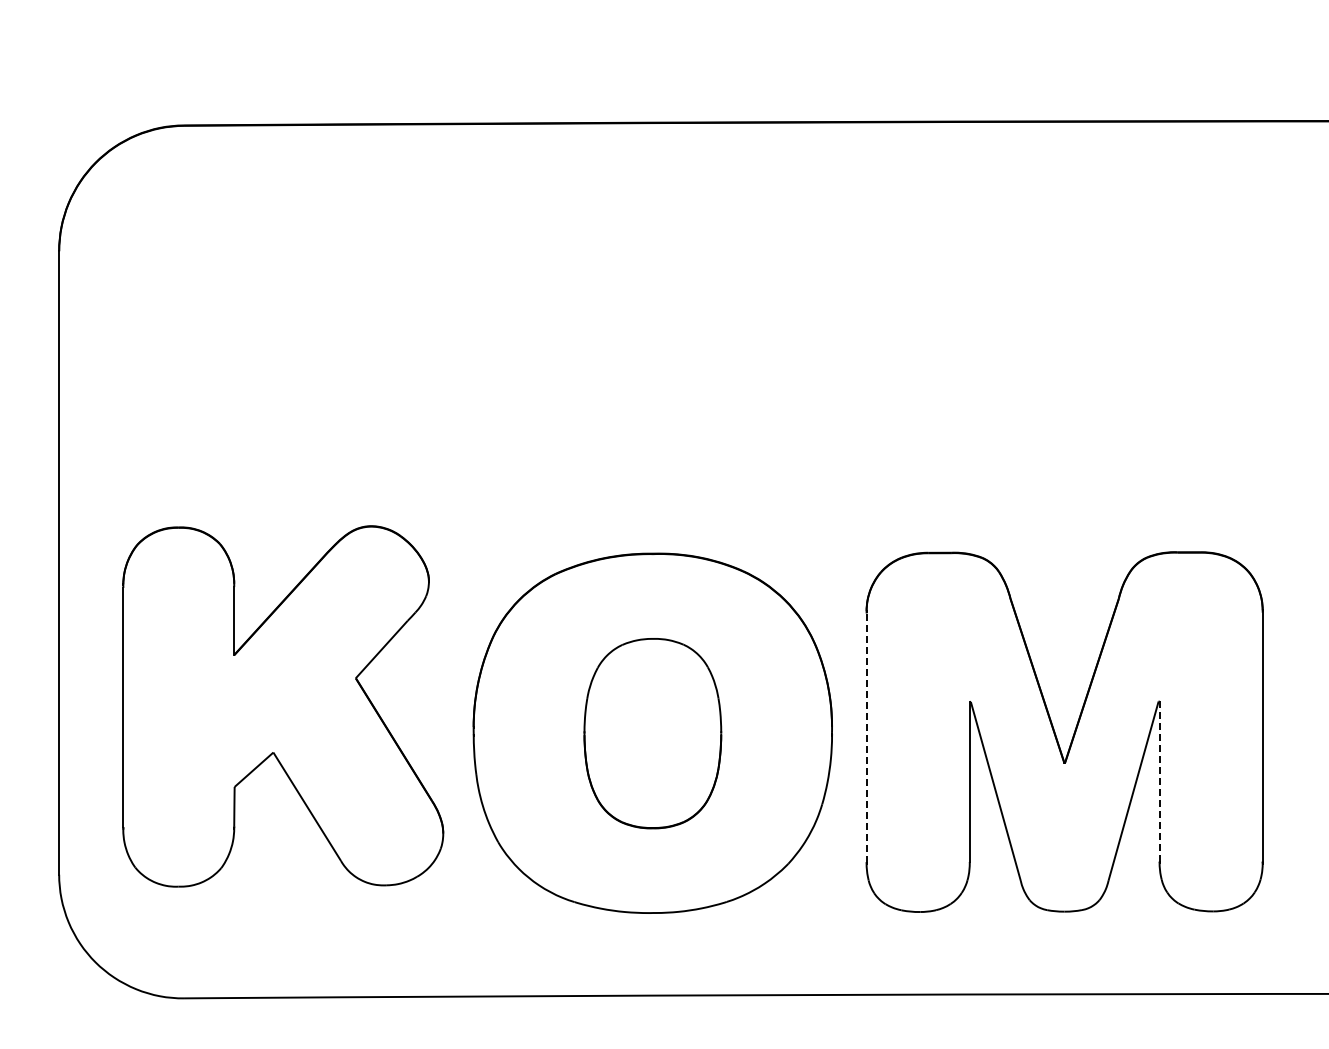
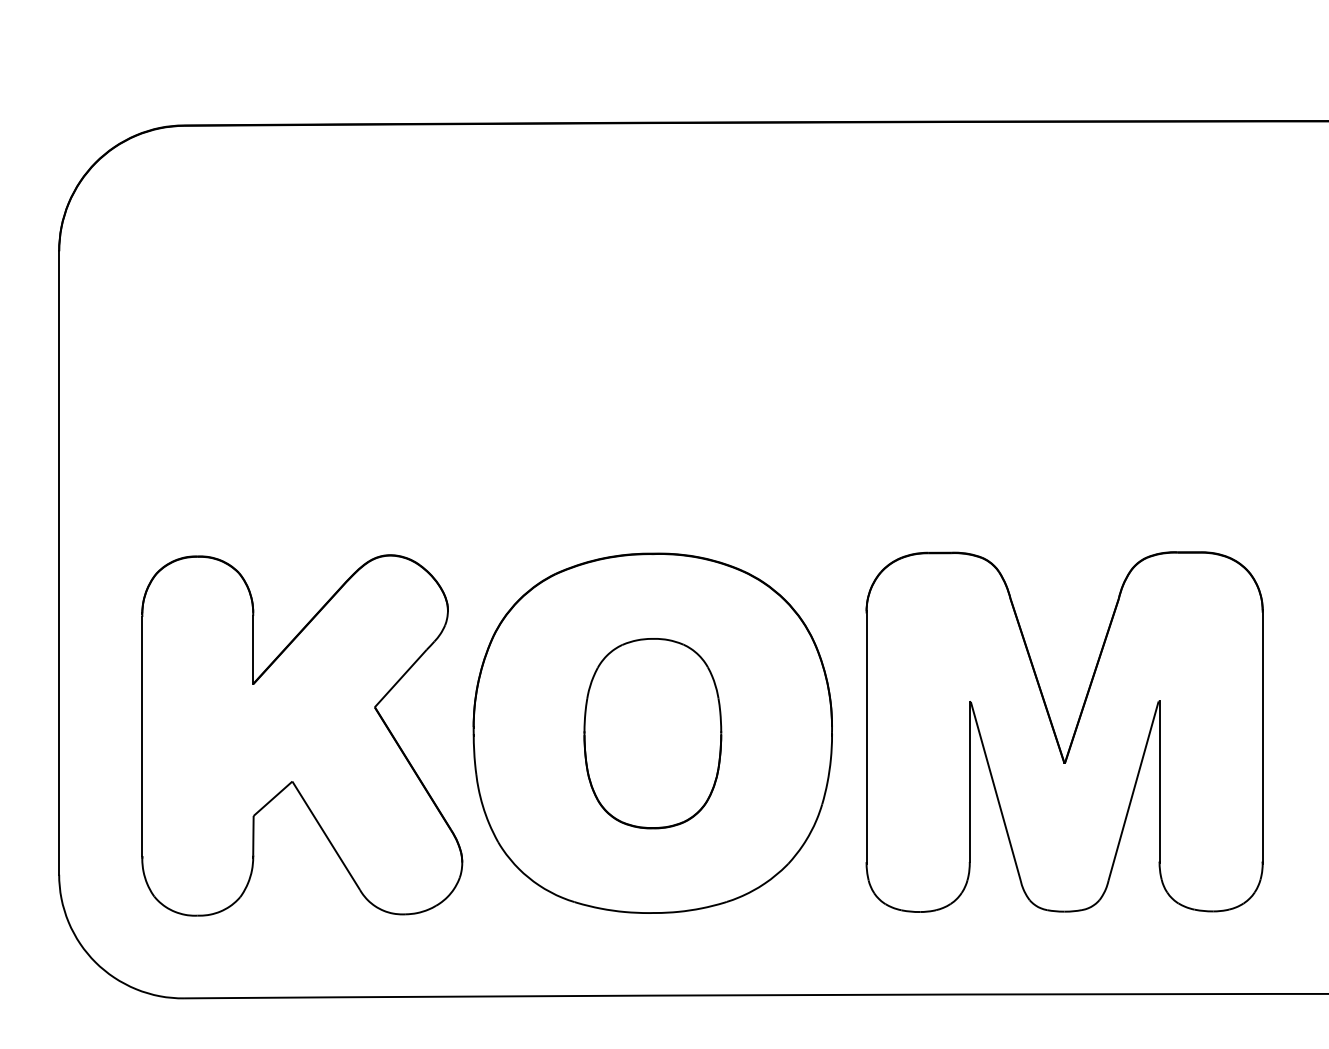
part position: (283, 706) -> (302, 735) (302, 735)
line: dashed -> solid (866, 738)
line: dashed -> solid (1159, 781)
